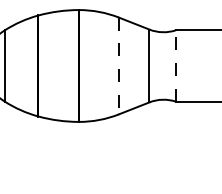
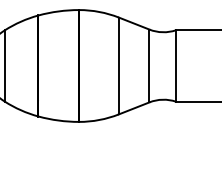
line: dashed -> solid (176, 65)
line: dashed -> solid (118, 66)
